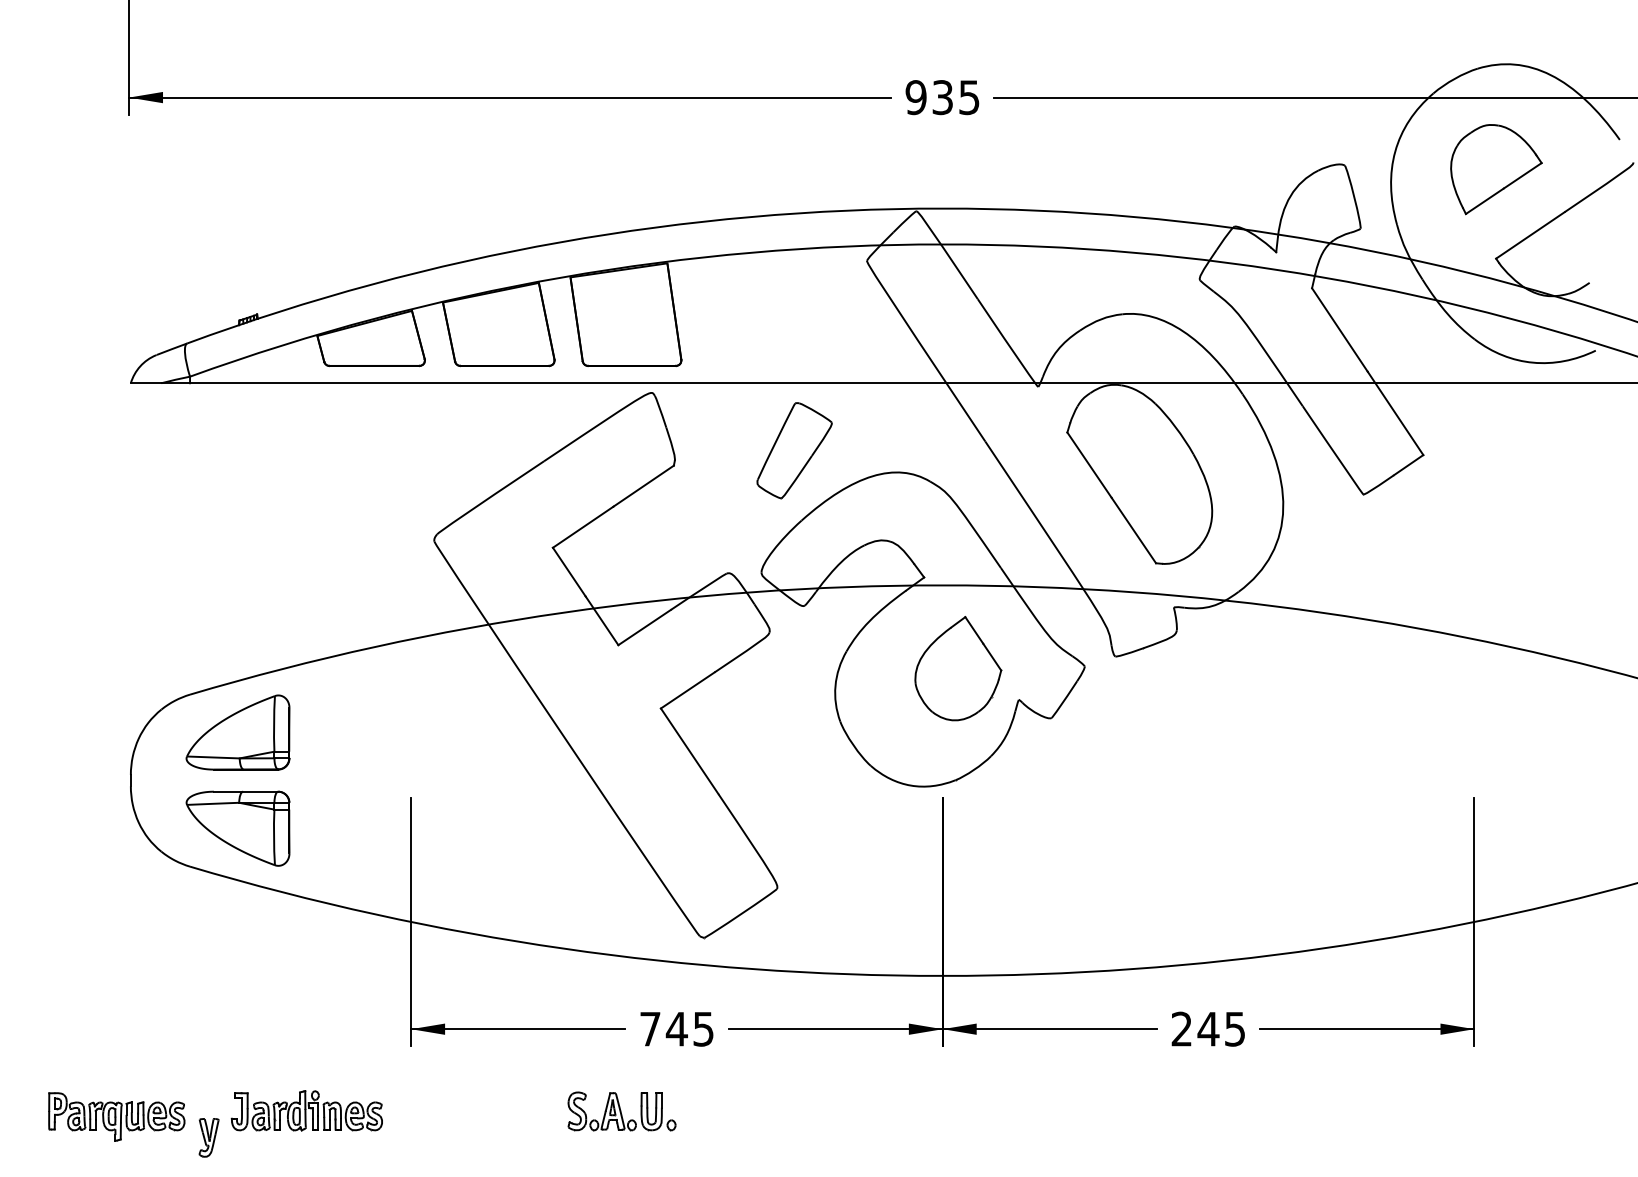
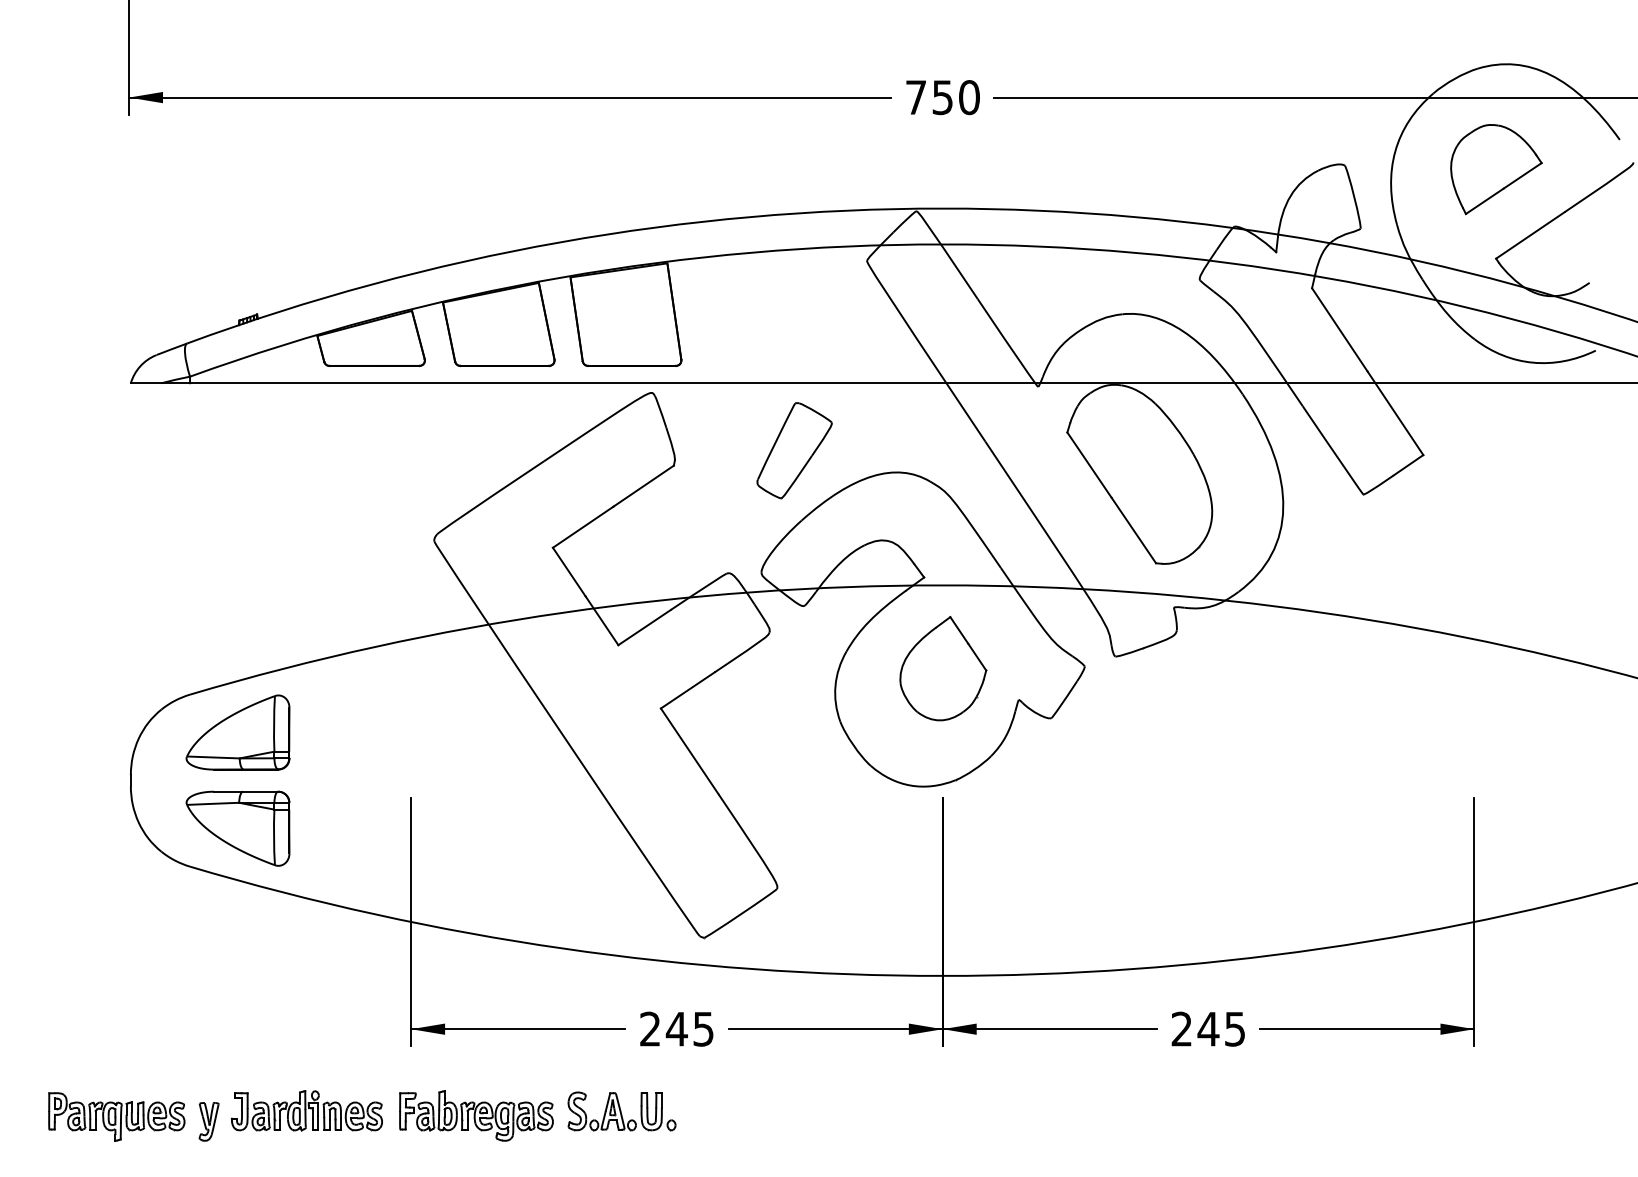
text: 935 -> 750 (942, 97)
part position: (958, 668) -> (943, 668) (943, 668)
text: 745 -> 245 (650, 1028)
part: none -> present (476, 1115)
part position: (208, 1137) -> (208, 1121) (208, 1121)
